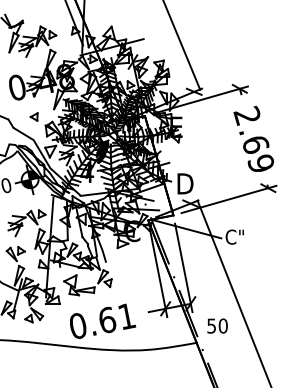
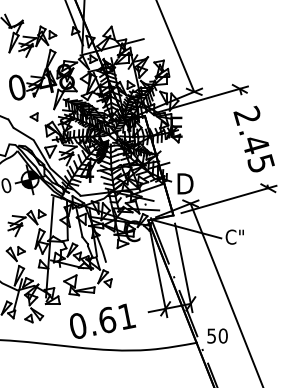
line position: (181, 45) -> (175, 46) (175, 46)
text: 2.69 -> 2.45 (258, 154)
line position: (233, 292) -> (226, 293) (226, 293)
text position: (217, 325) -> (217, 335) (217, 335)
